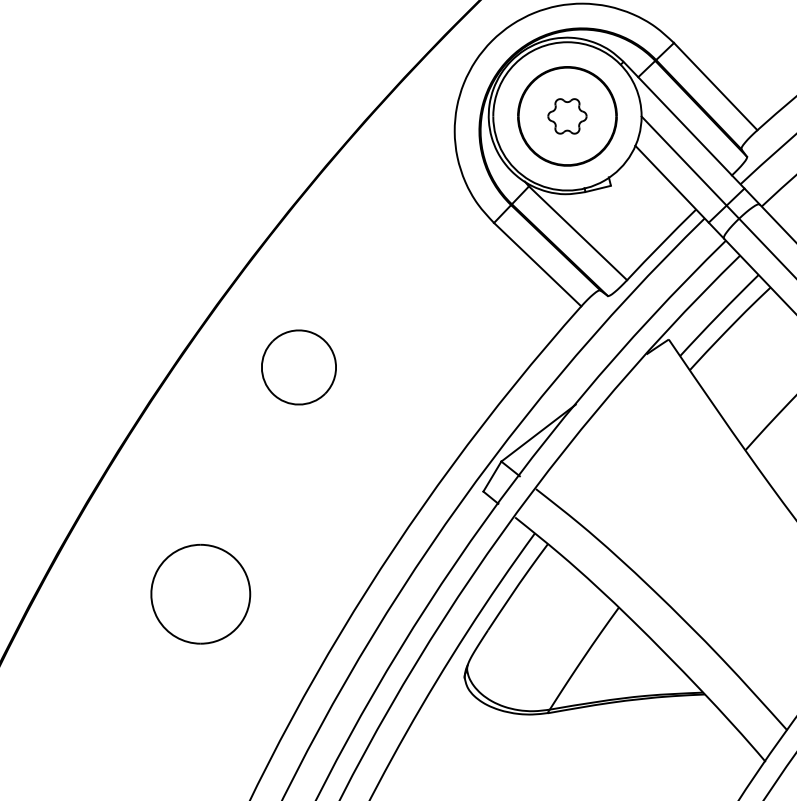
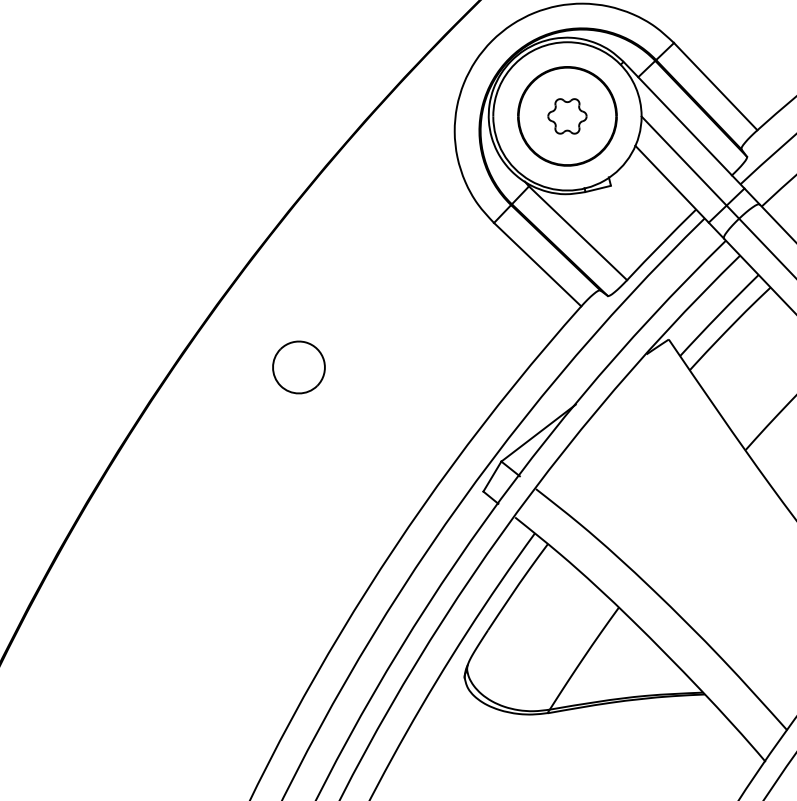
part size: 76x77 px -> 54x55 px (298, 367)
part: present -> none (200, 593)
